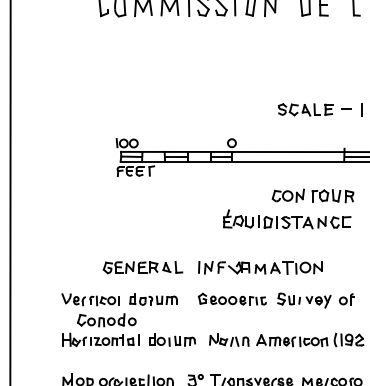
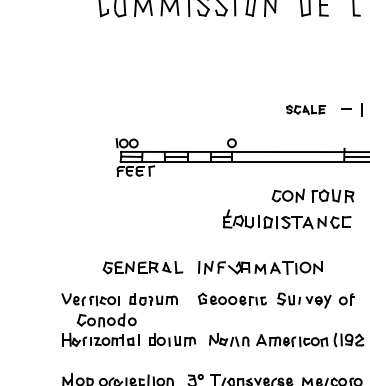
part size: 56x14 px -> 40x11 px (305, 109)
line: present -> none (10, 192)
